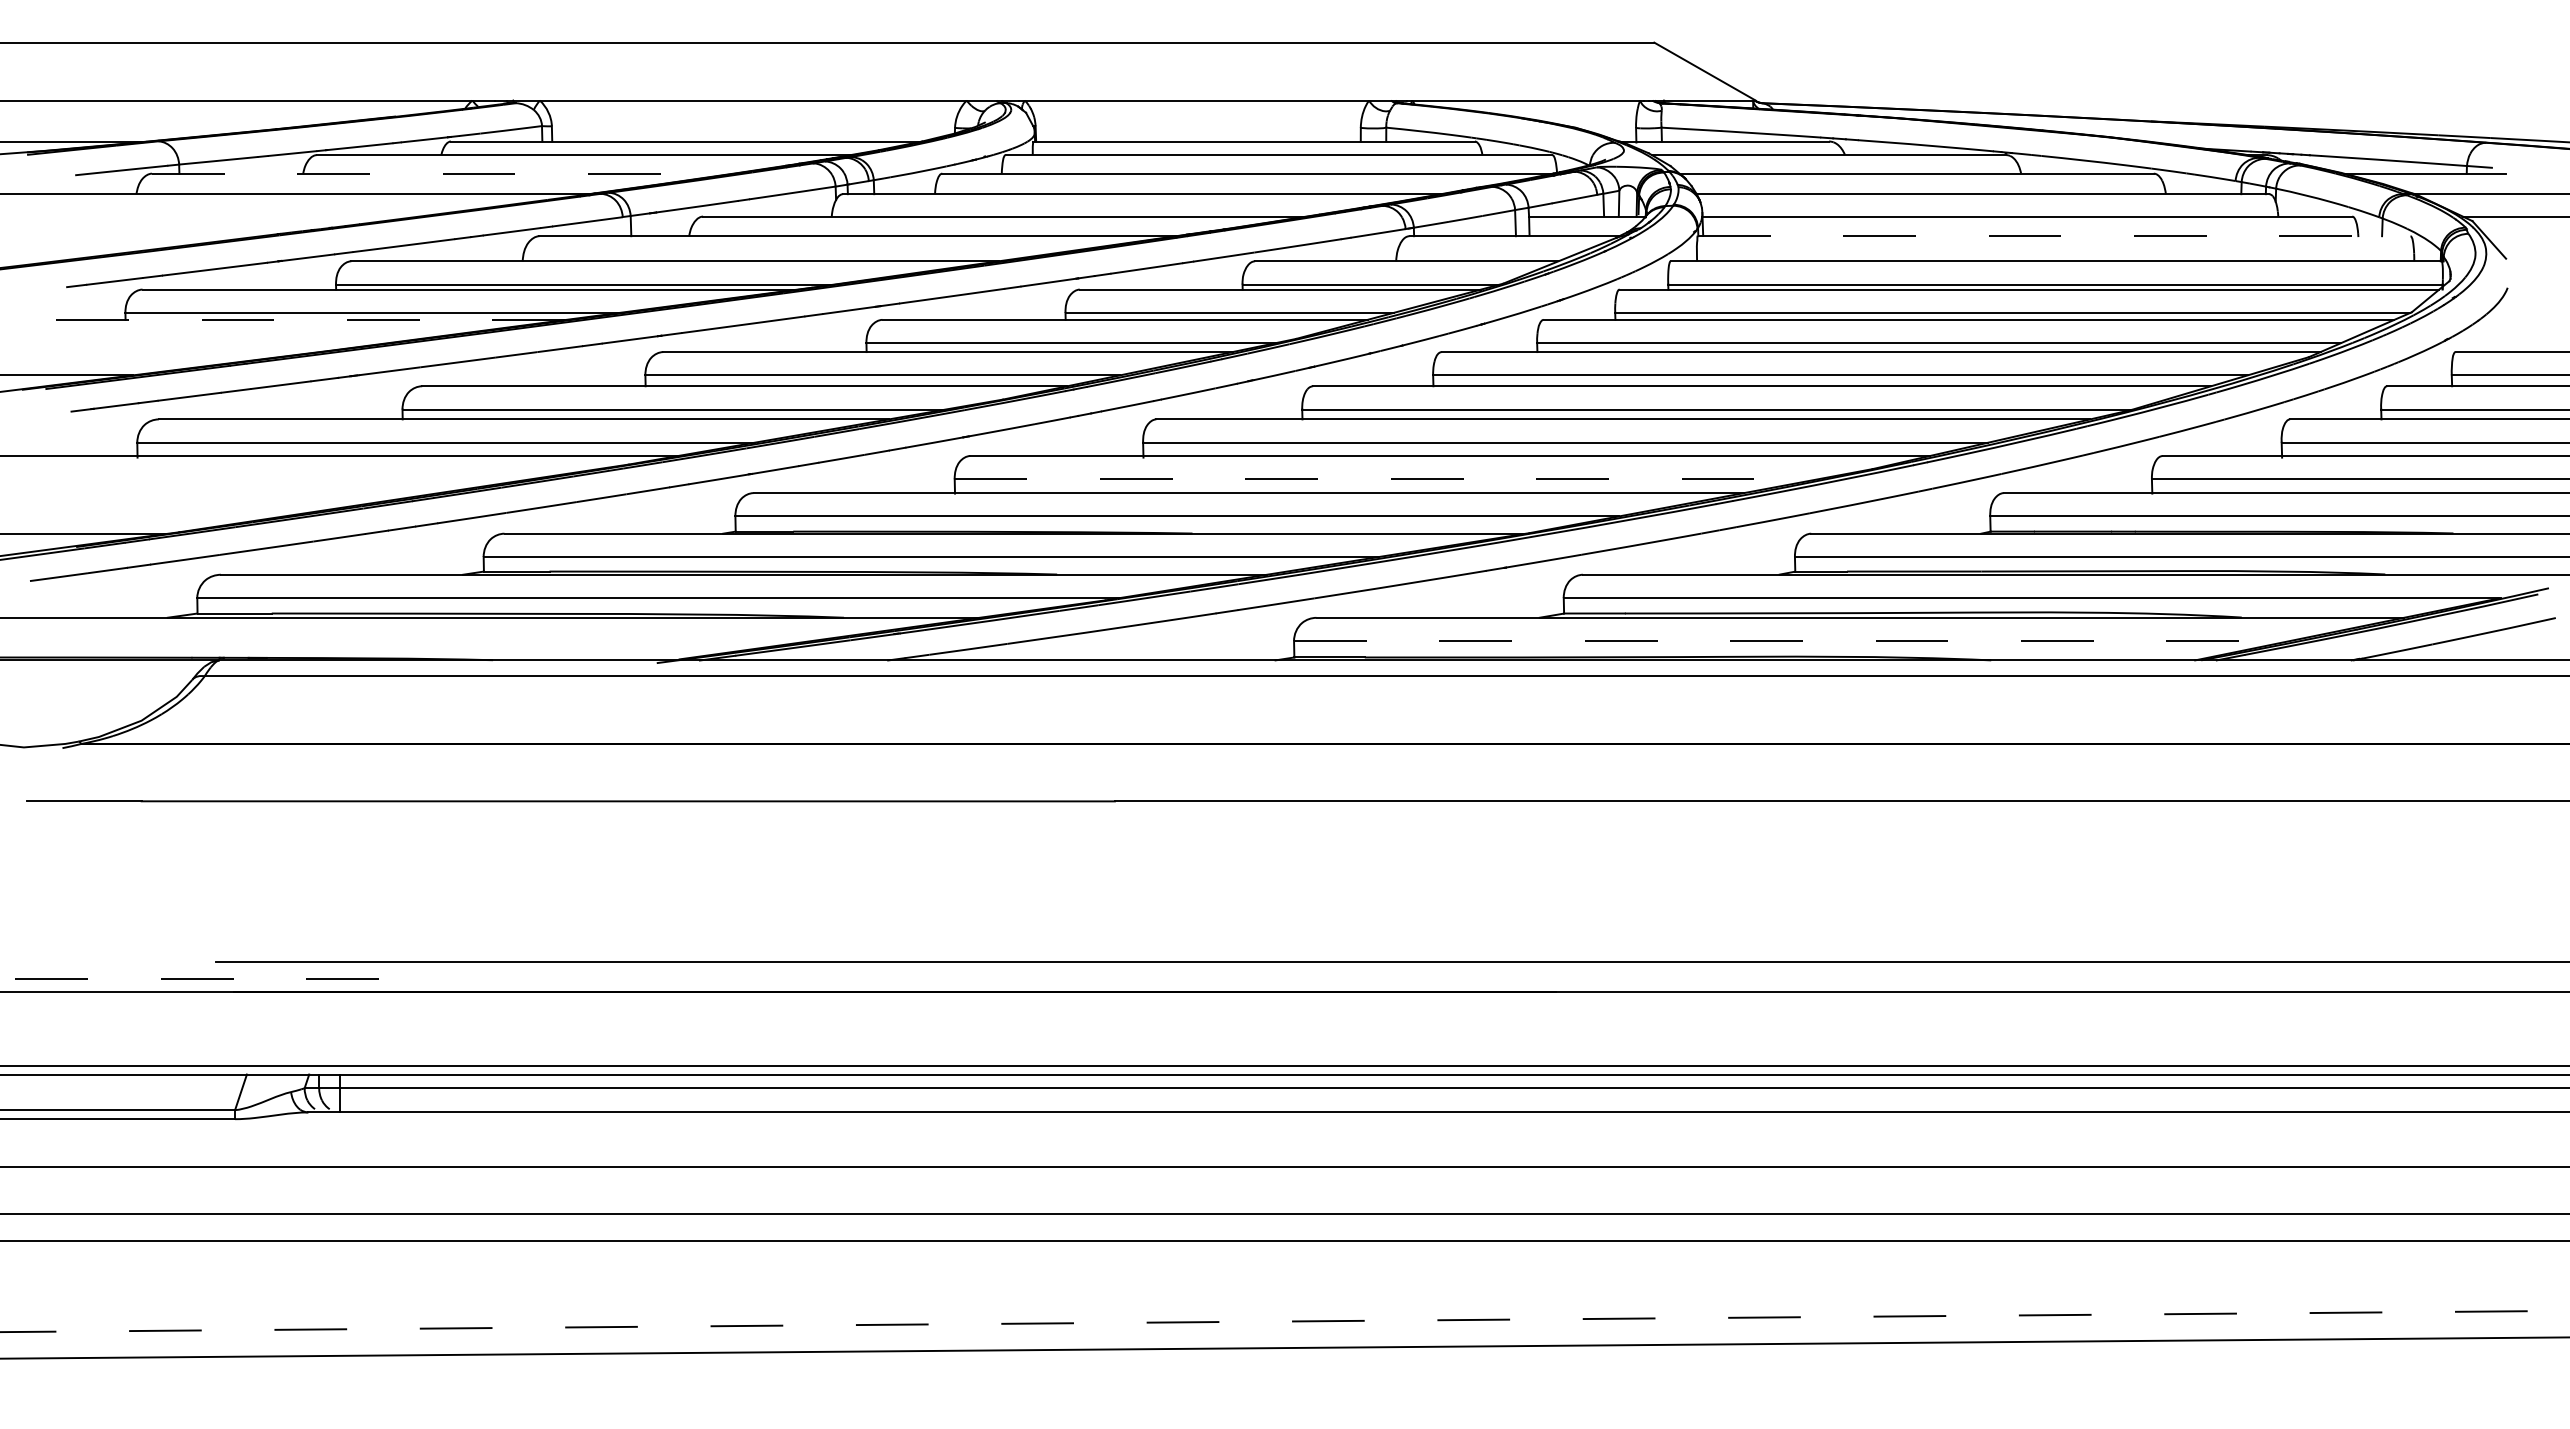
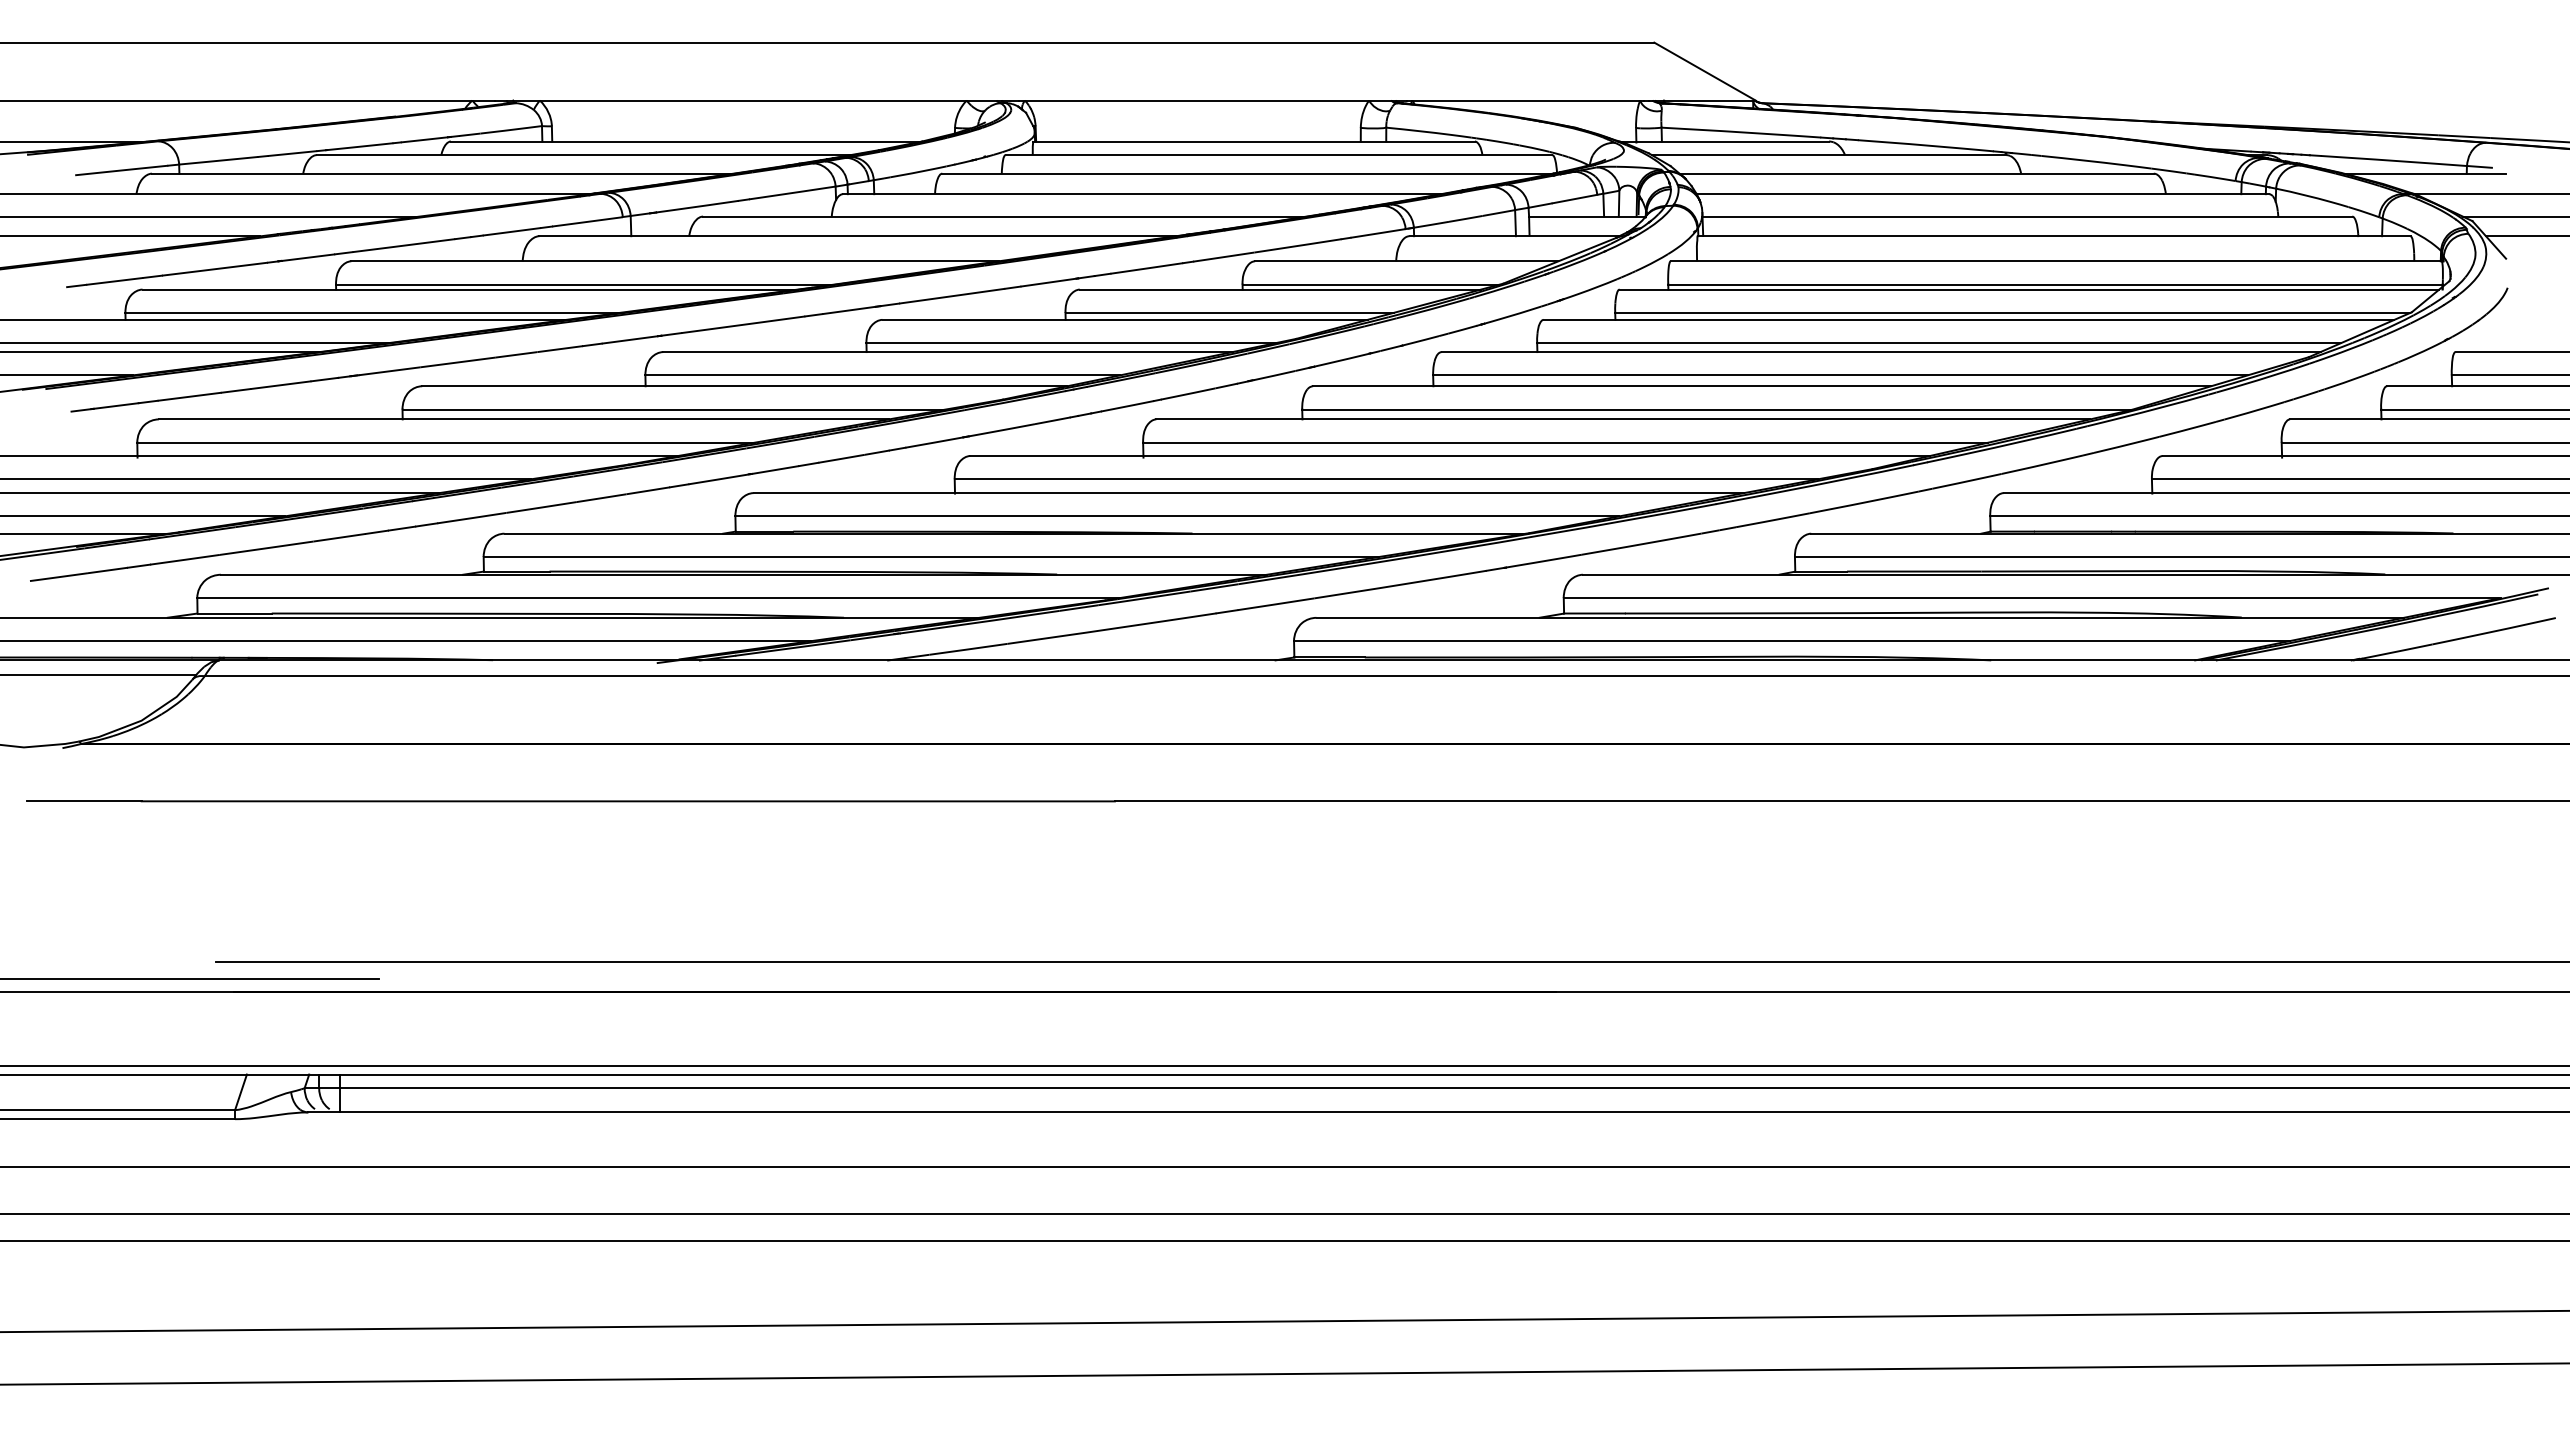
line: dashed -> solid (442, 173)
line: none -> present (209, 216)
line: none -> present (130, 236)
line: dashed -> solid (2054, 236)
line: none -> present (2525, 236)
line: dashed -> solid (283, 319)
line: none -> present (195, 343)
line: none -> present (160, 352)
line: none -> present (266, 479)
line: dashed -> solid (1386, 479)
line: none -> present (220, 493)
line: none -> present (143, 516)
line: none -> present (406, 641)
line: dashed -> solid (1791, 641)
line: none -> present (99, 674)
line: dashed -> solid (189, 978)
line: dashed -> solid (1284, 1321)
line position: (1284, 1347) -> (1284, 1373) (1284, 1373)
